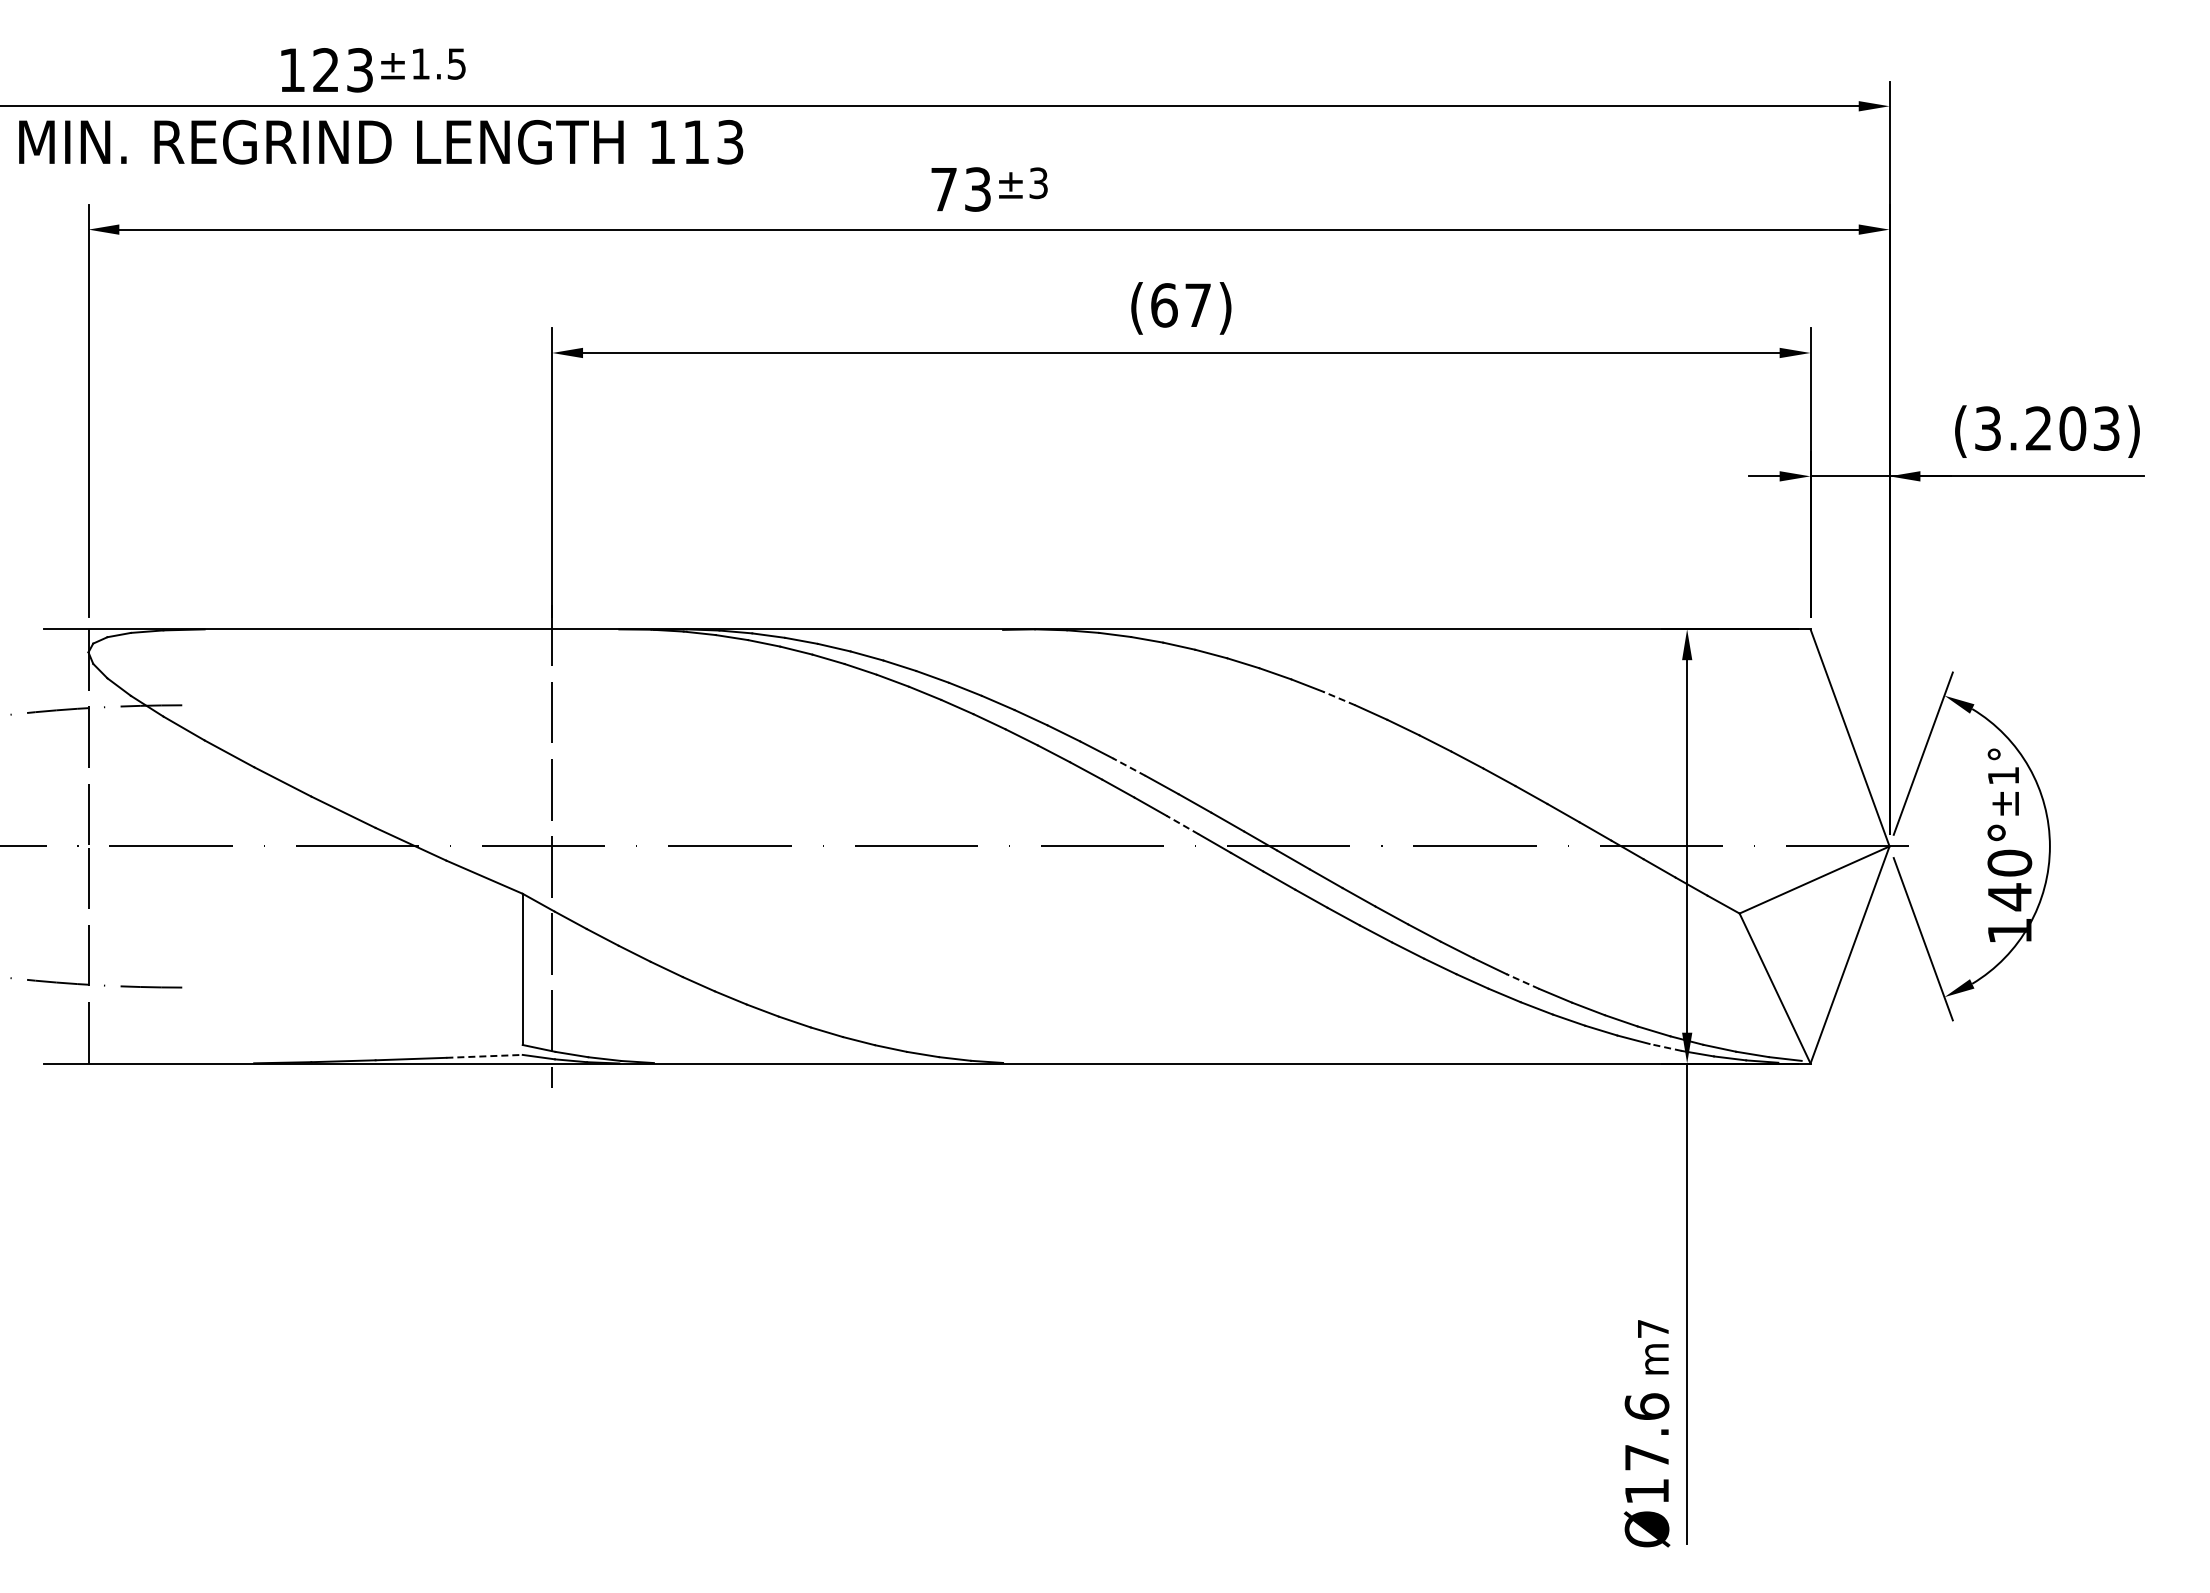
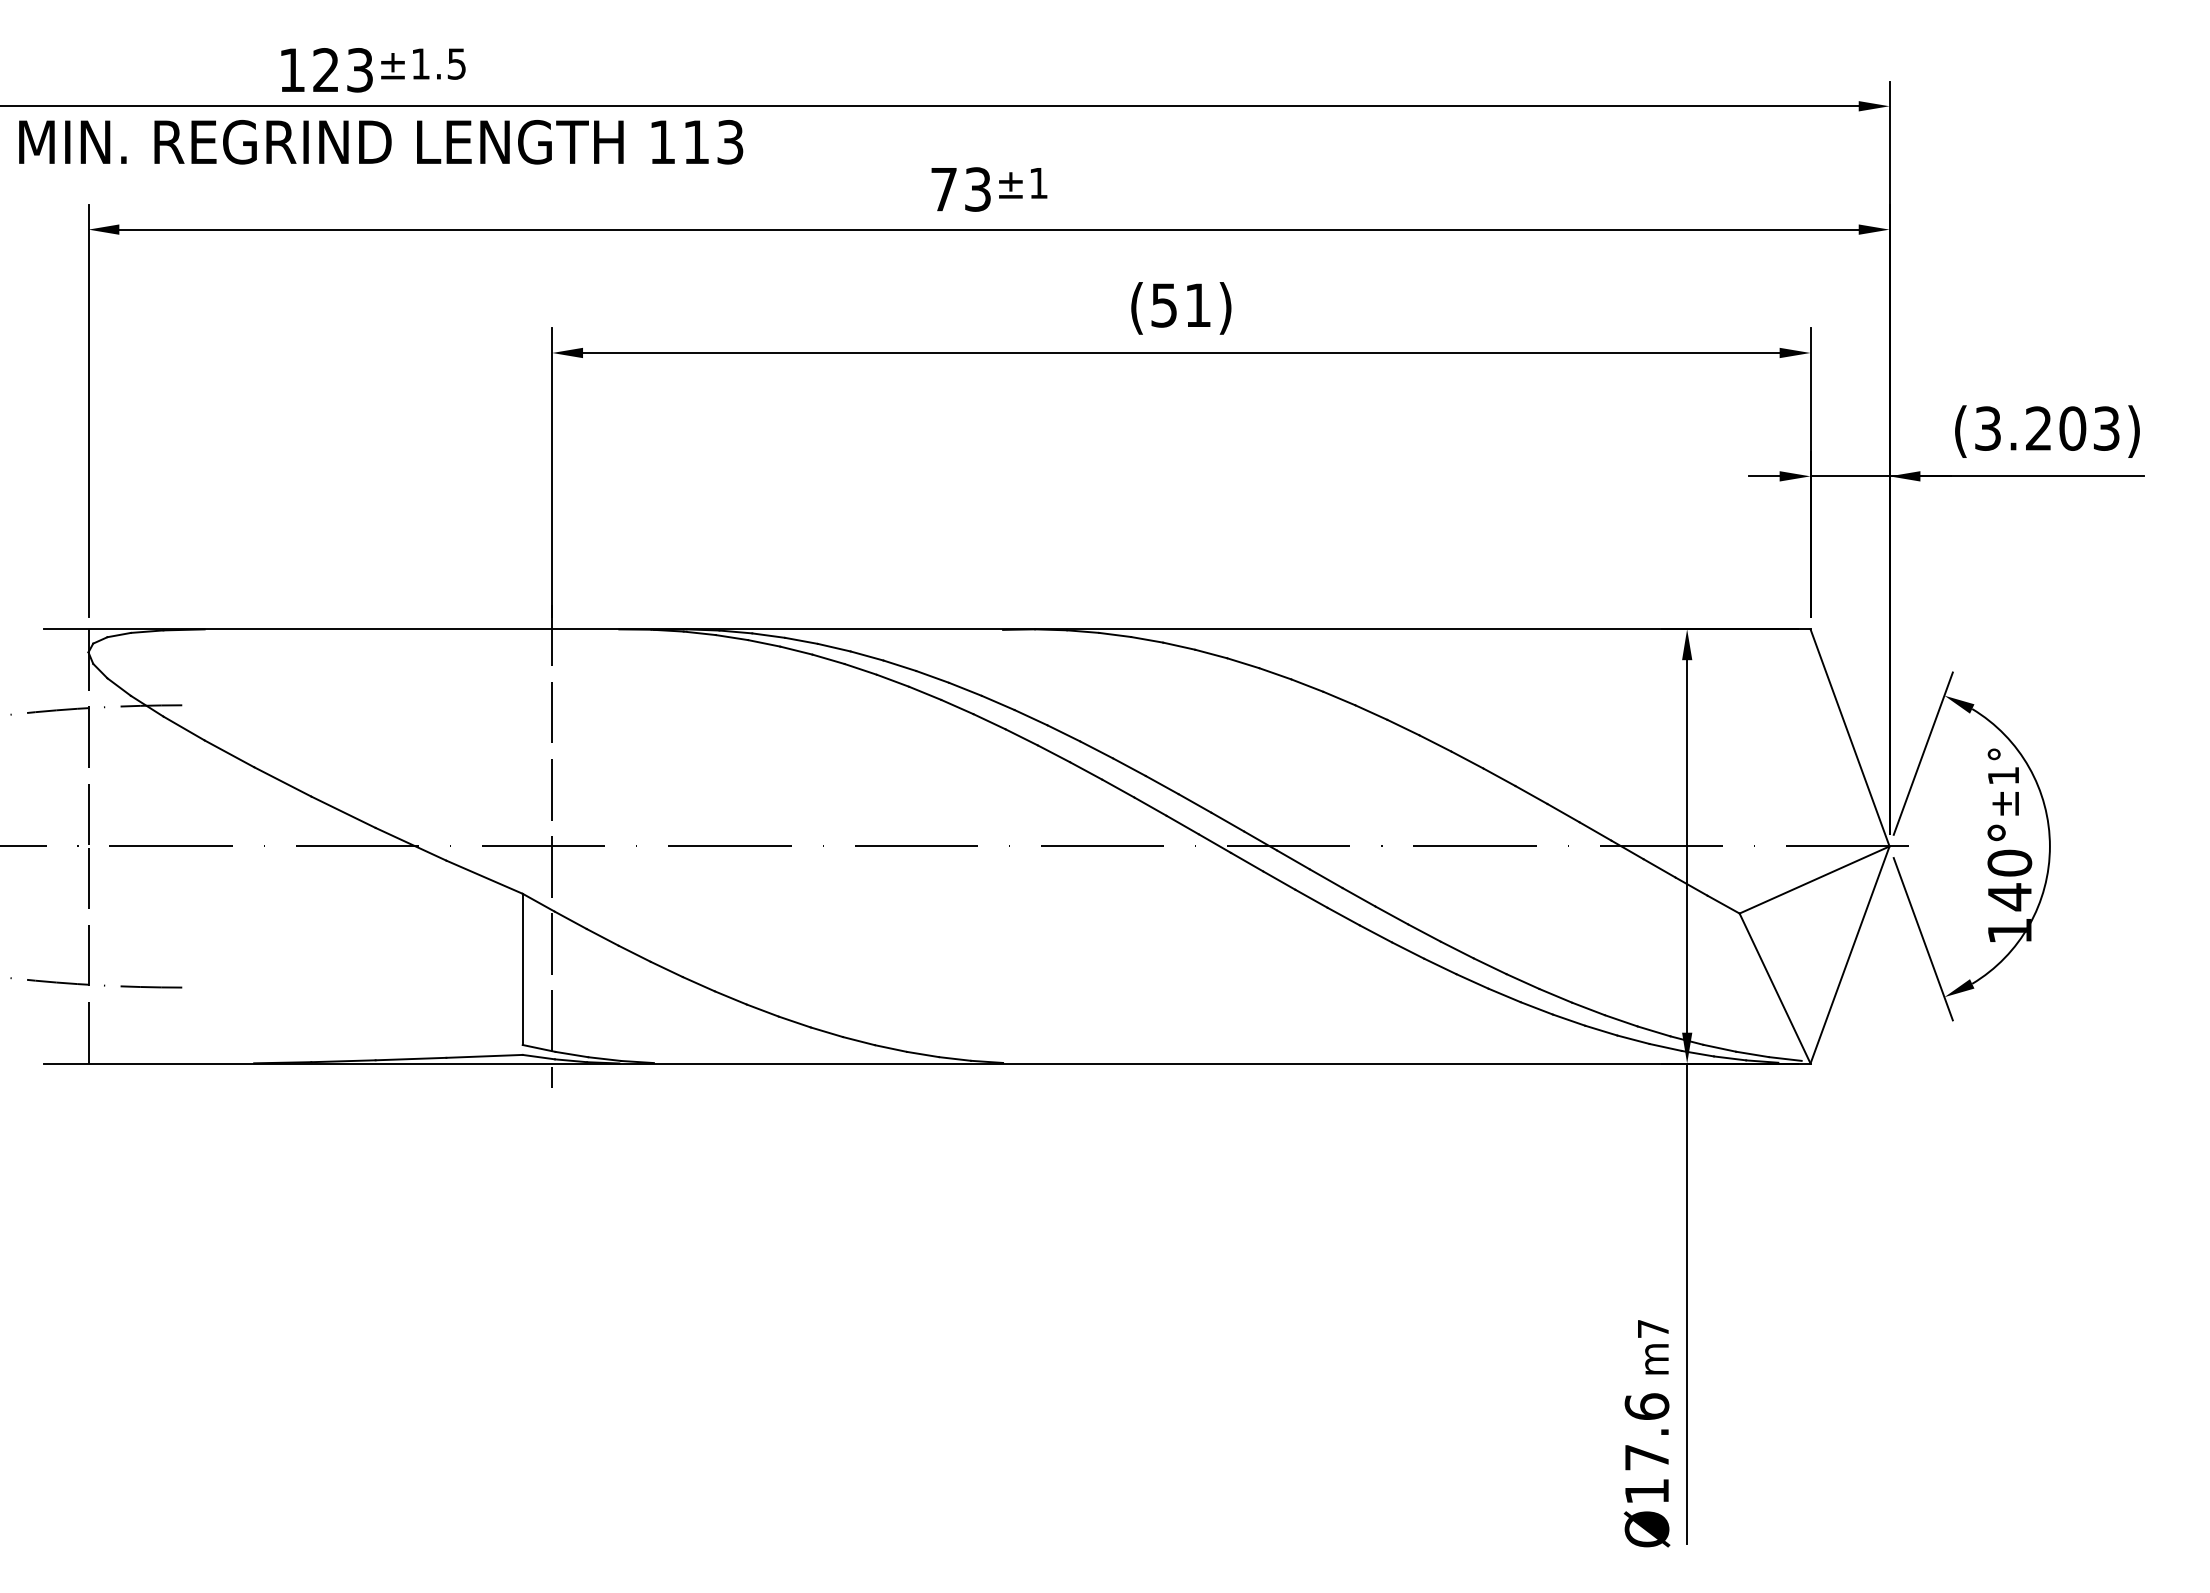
text: ±3 -> ±1 (1038, 183)
text: (67) -> (51) (1180, 305)
line: dashed -> solid (1338, 698)
line: dashed -> solid (1129, 767)
line: dashed -> solid (1182, 825)
line: dashed -> solid (1522, 981)
line: dashed -> solid (1665, 1047)
line: dashed -> solid (485, 1056)
